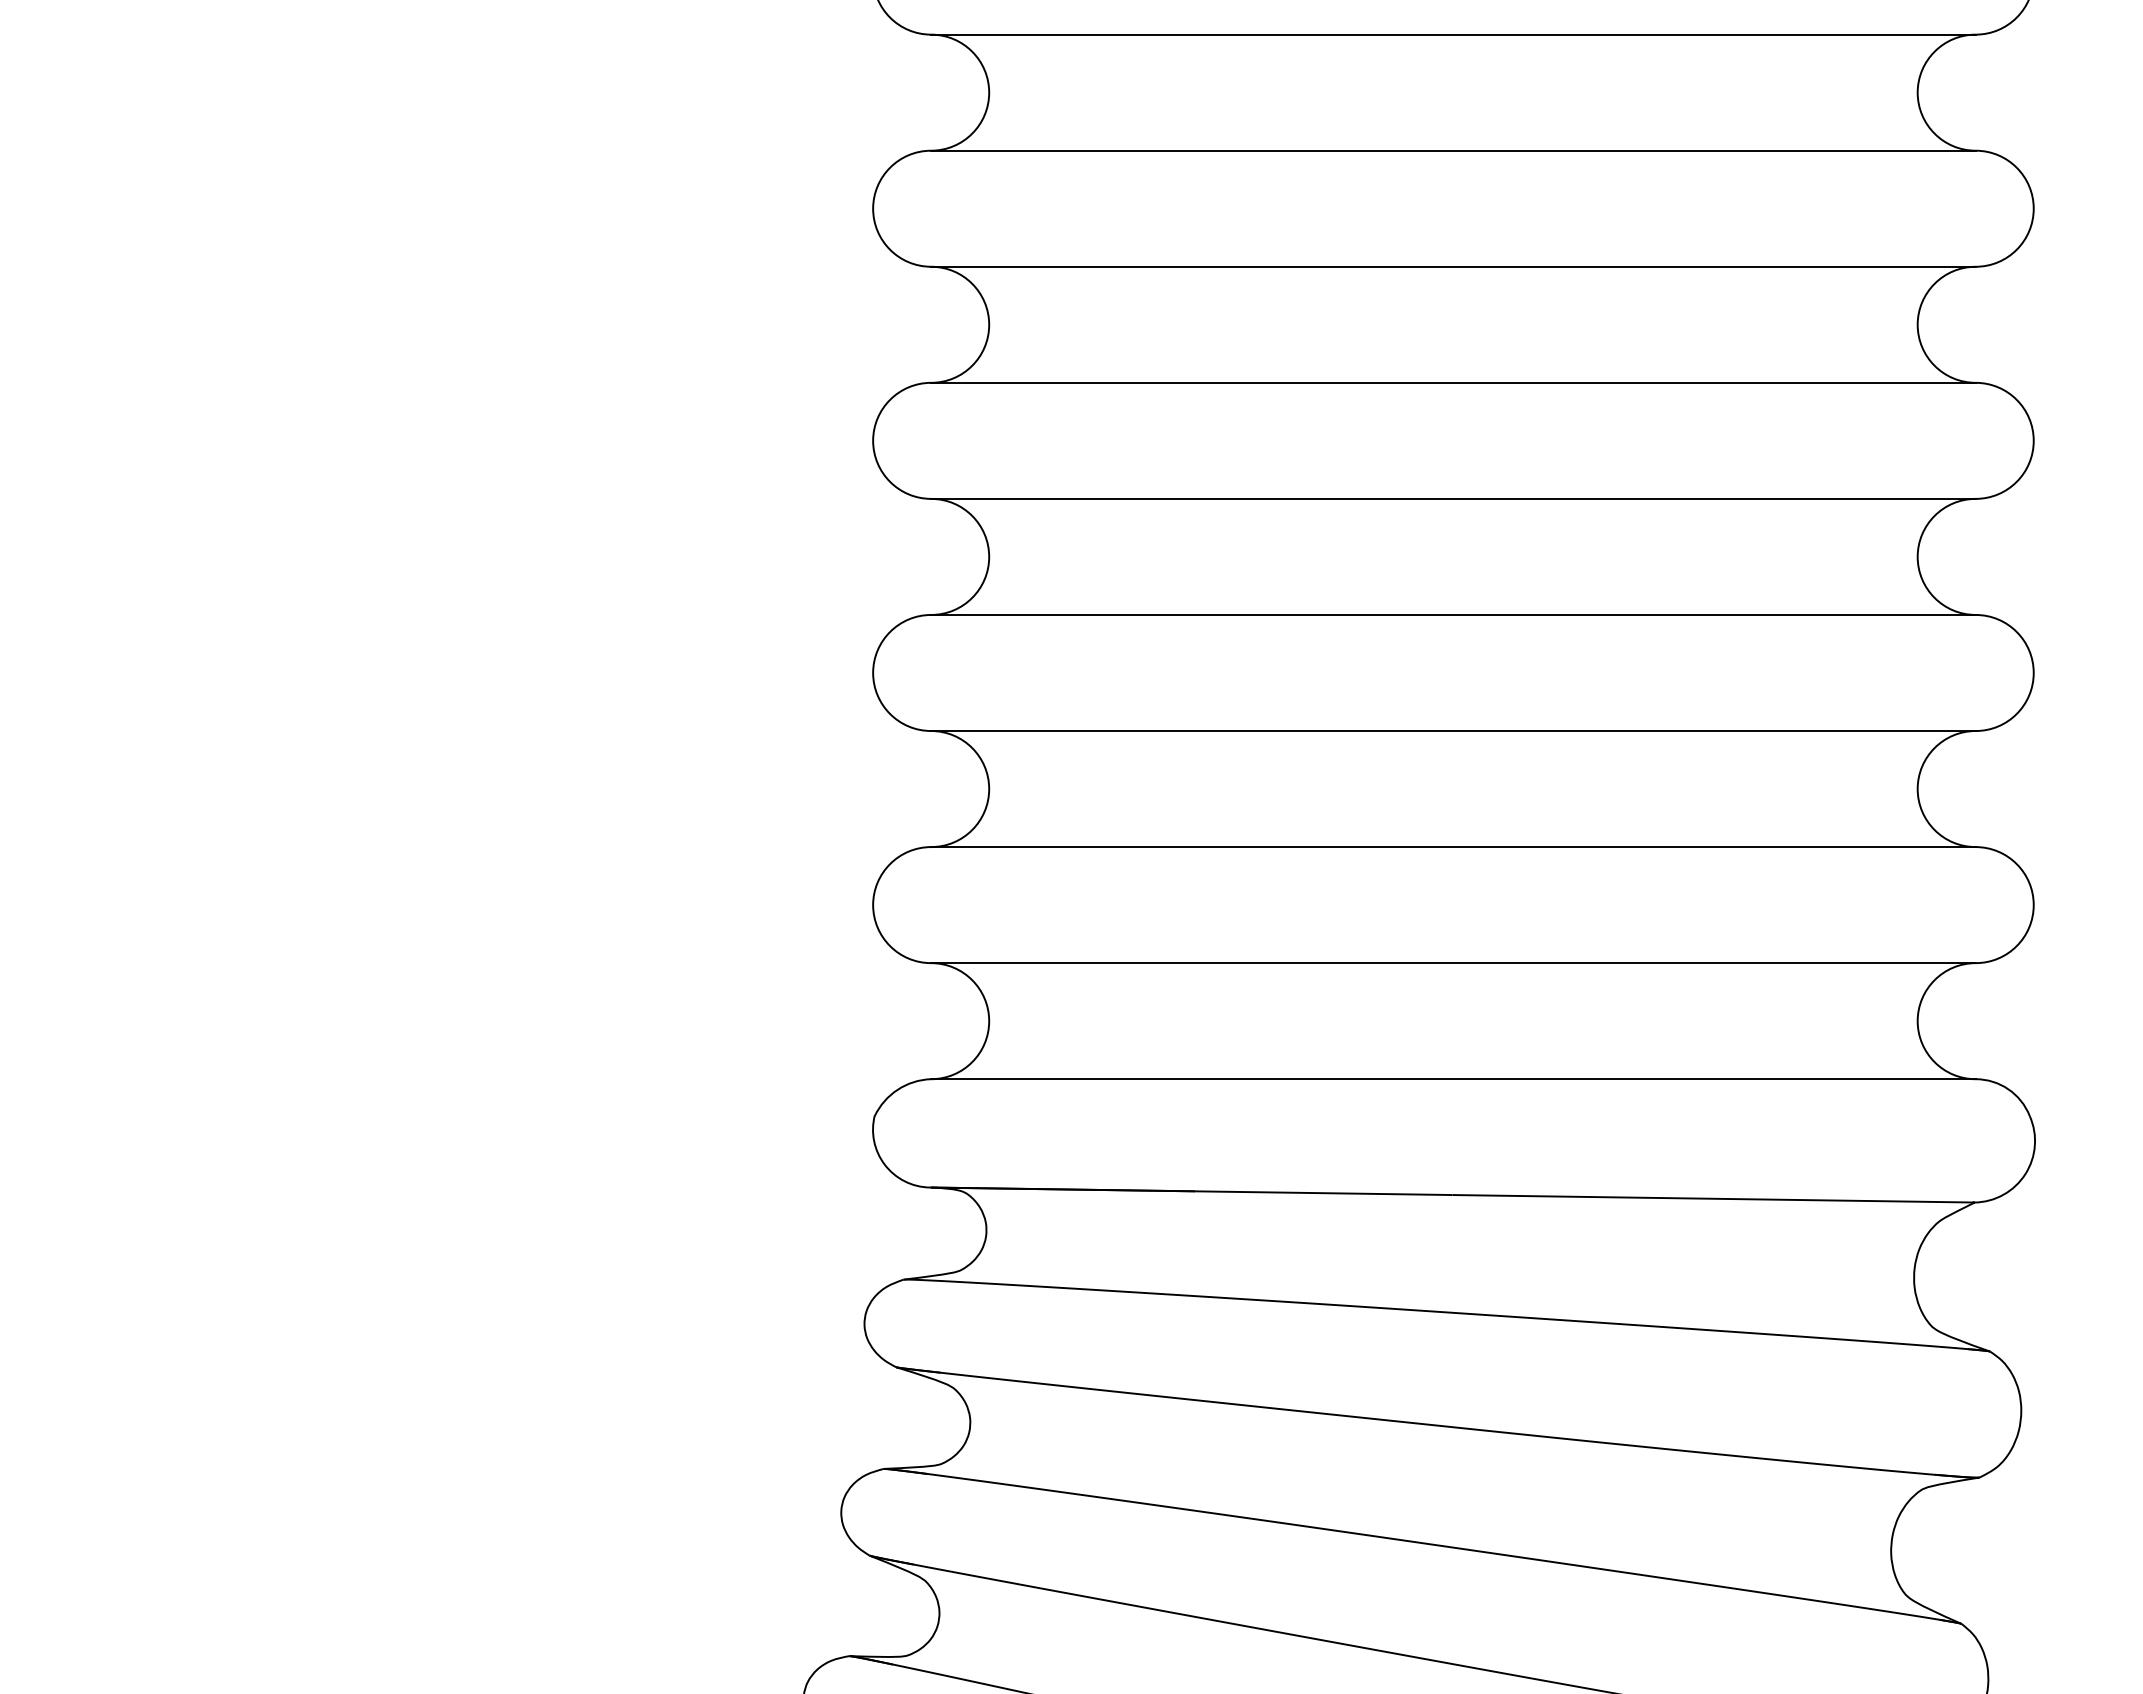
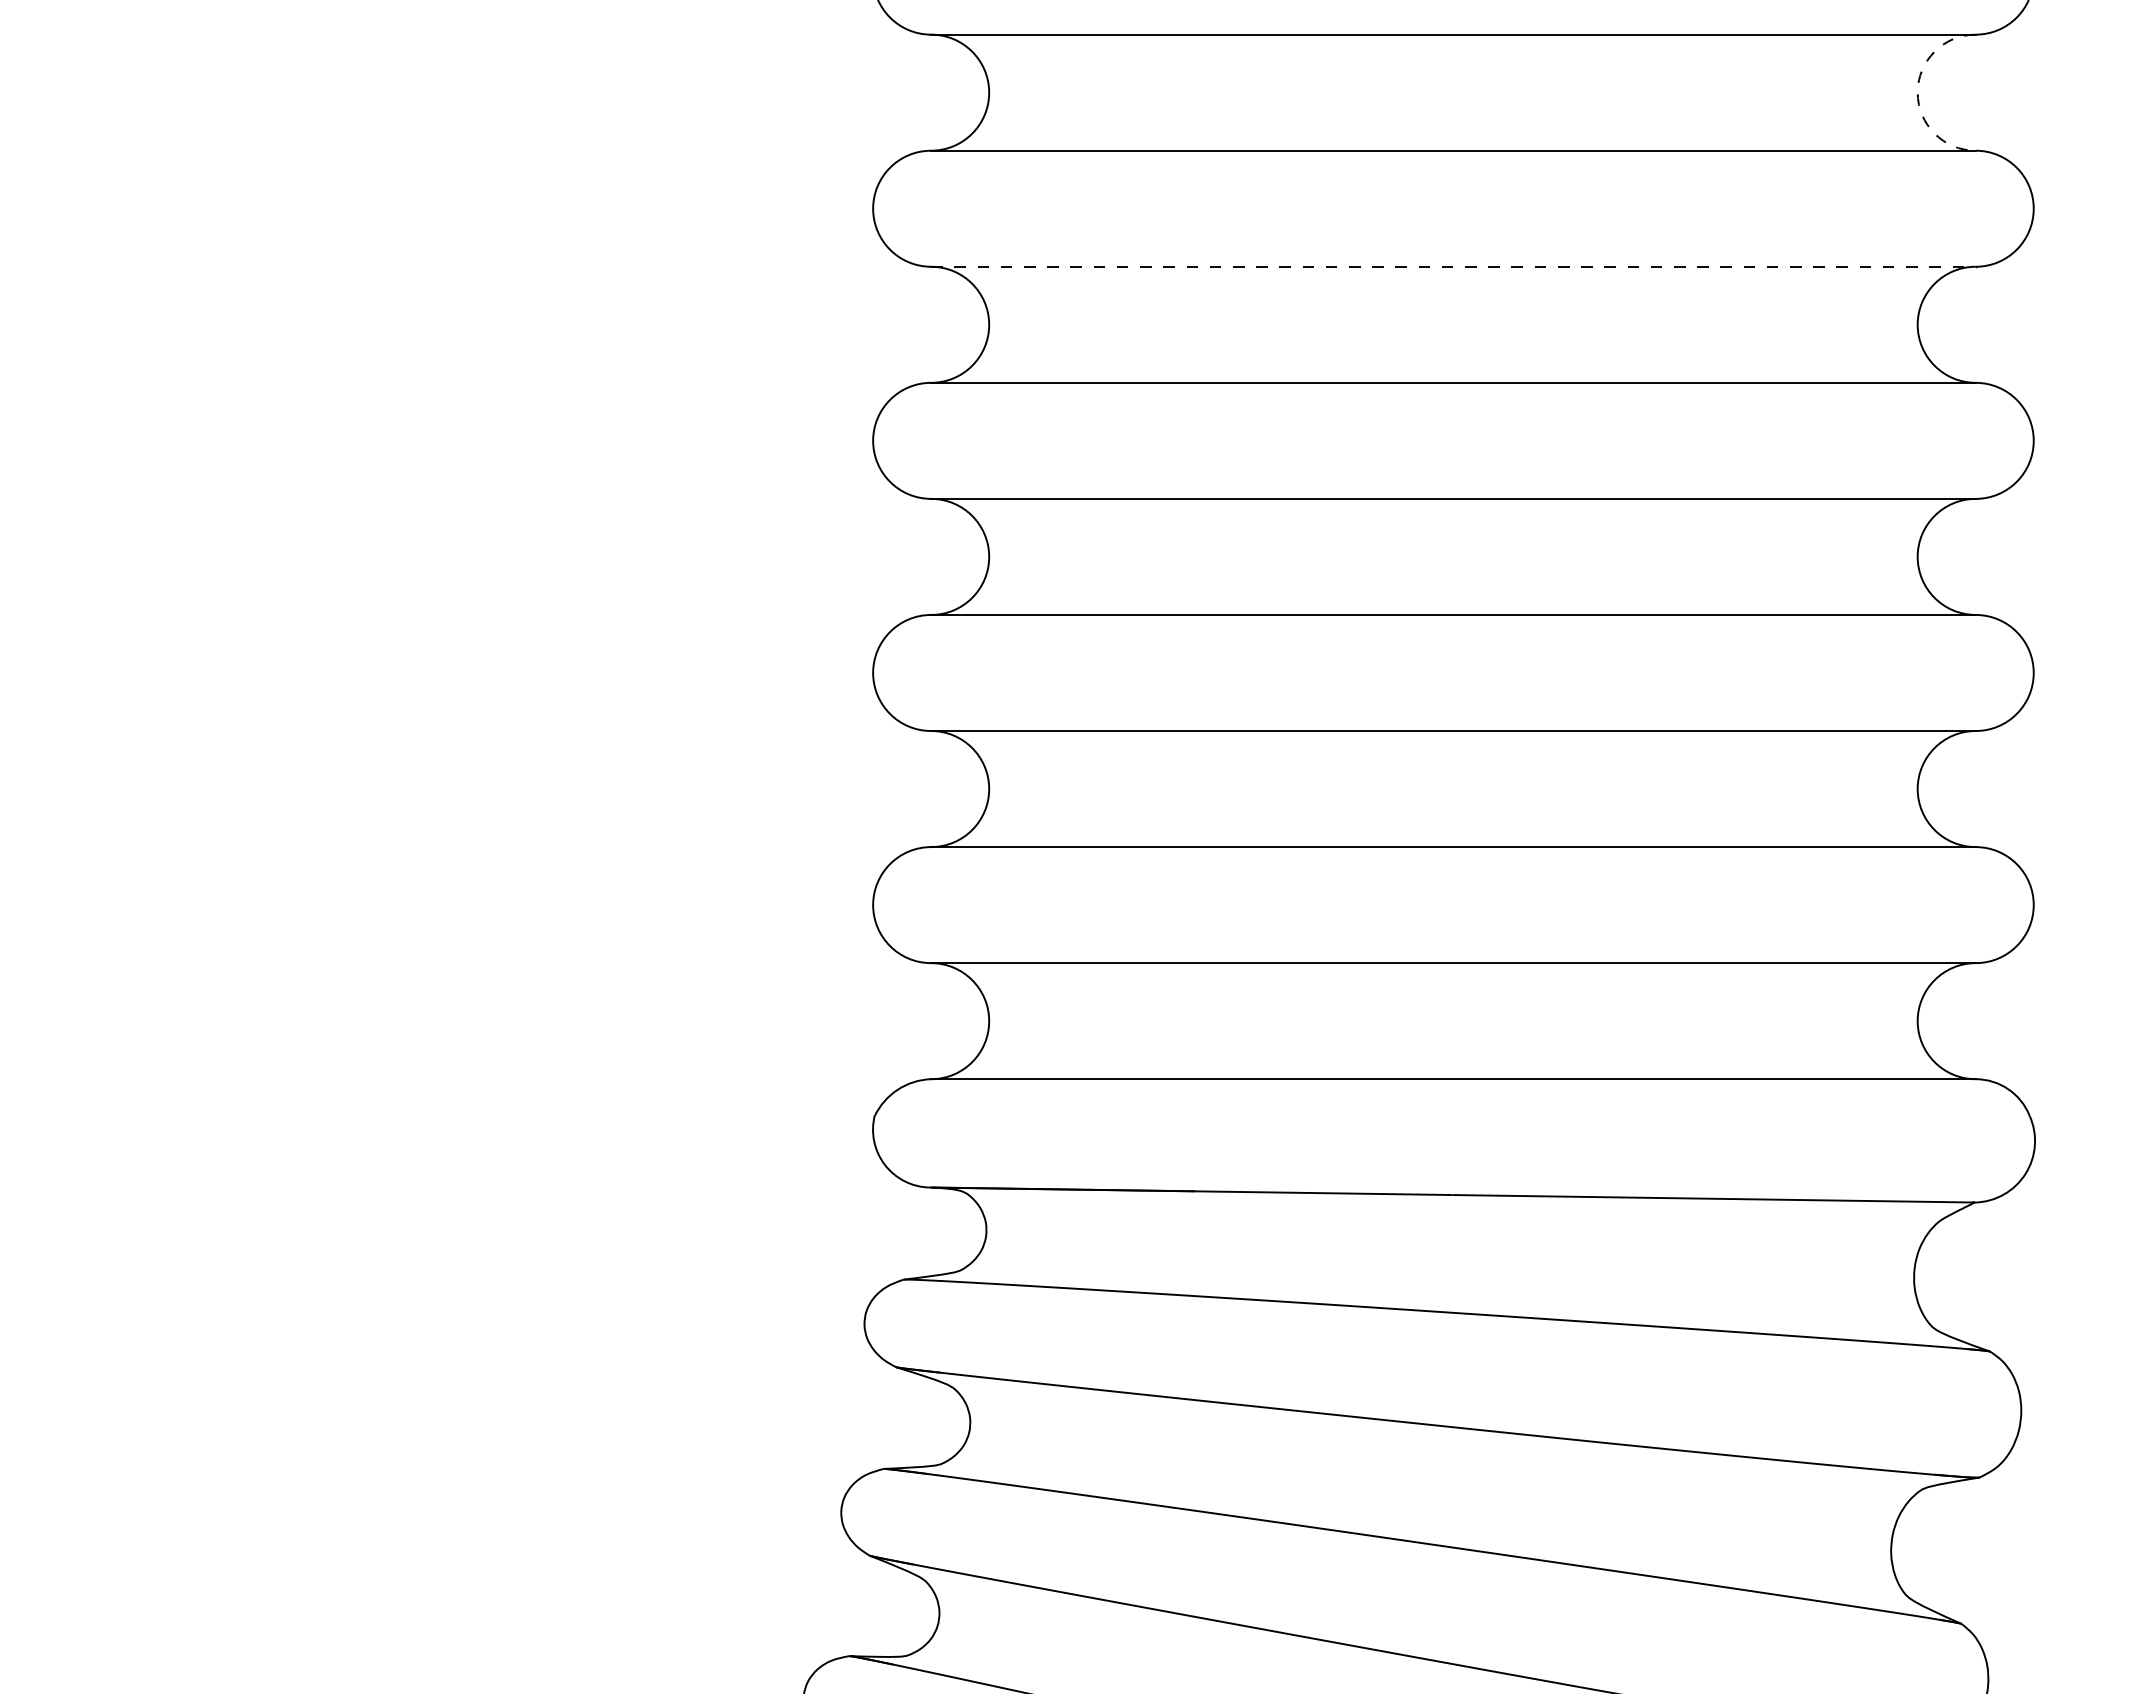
arc: solid -> dashed (1917, 92)
line: solid -> dashed (1453, 266)
